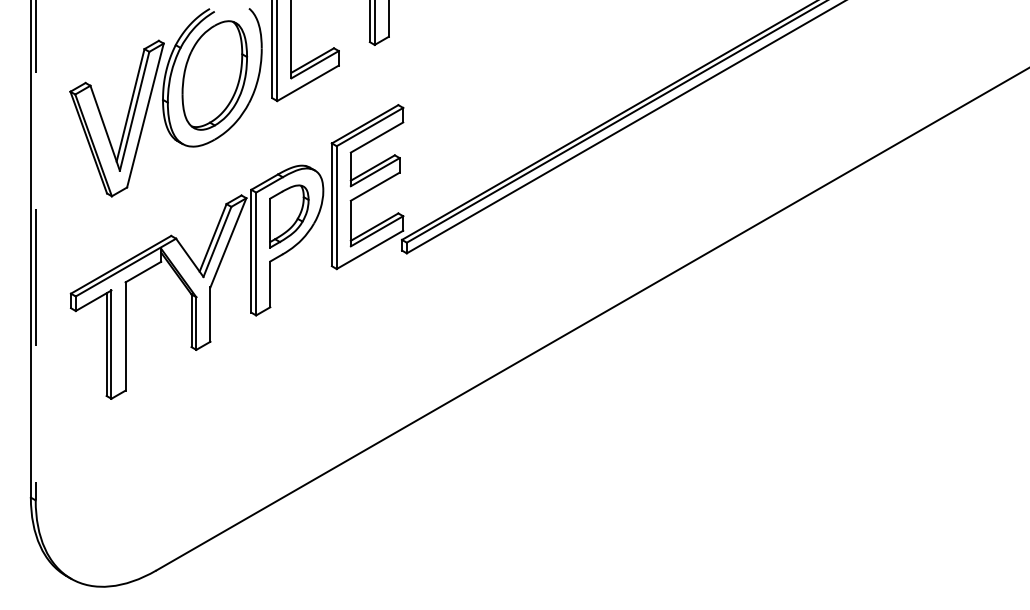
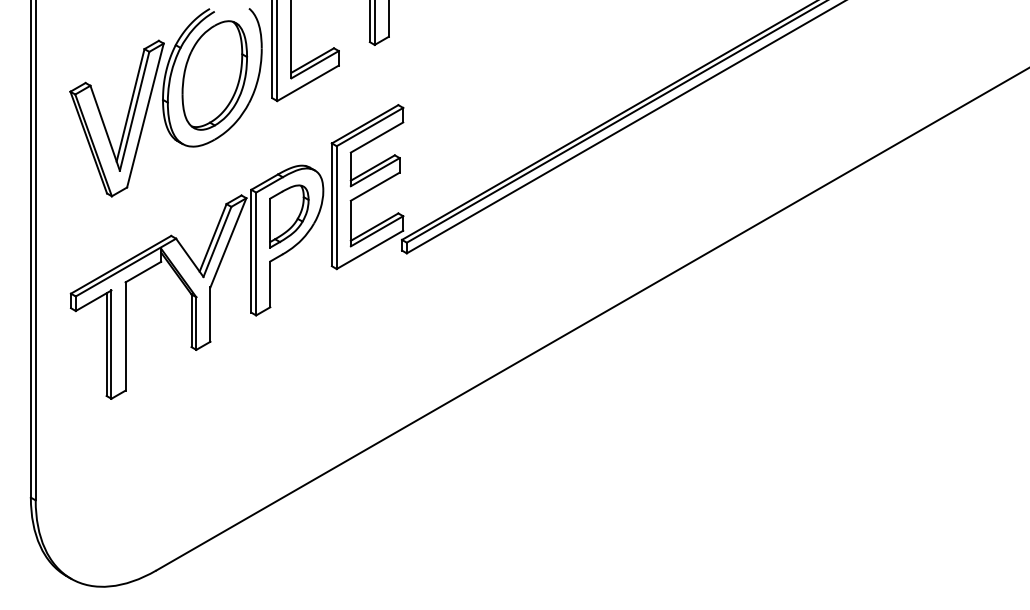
line: dashed -> solid (35, 250)
